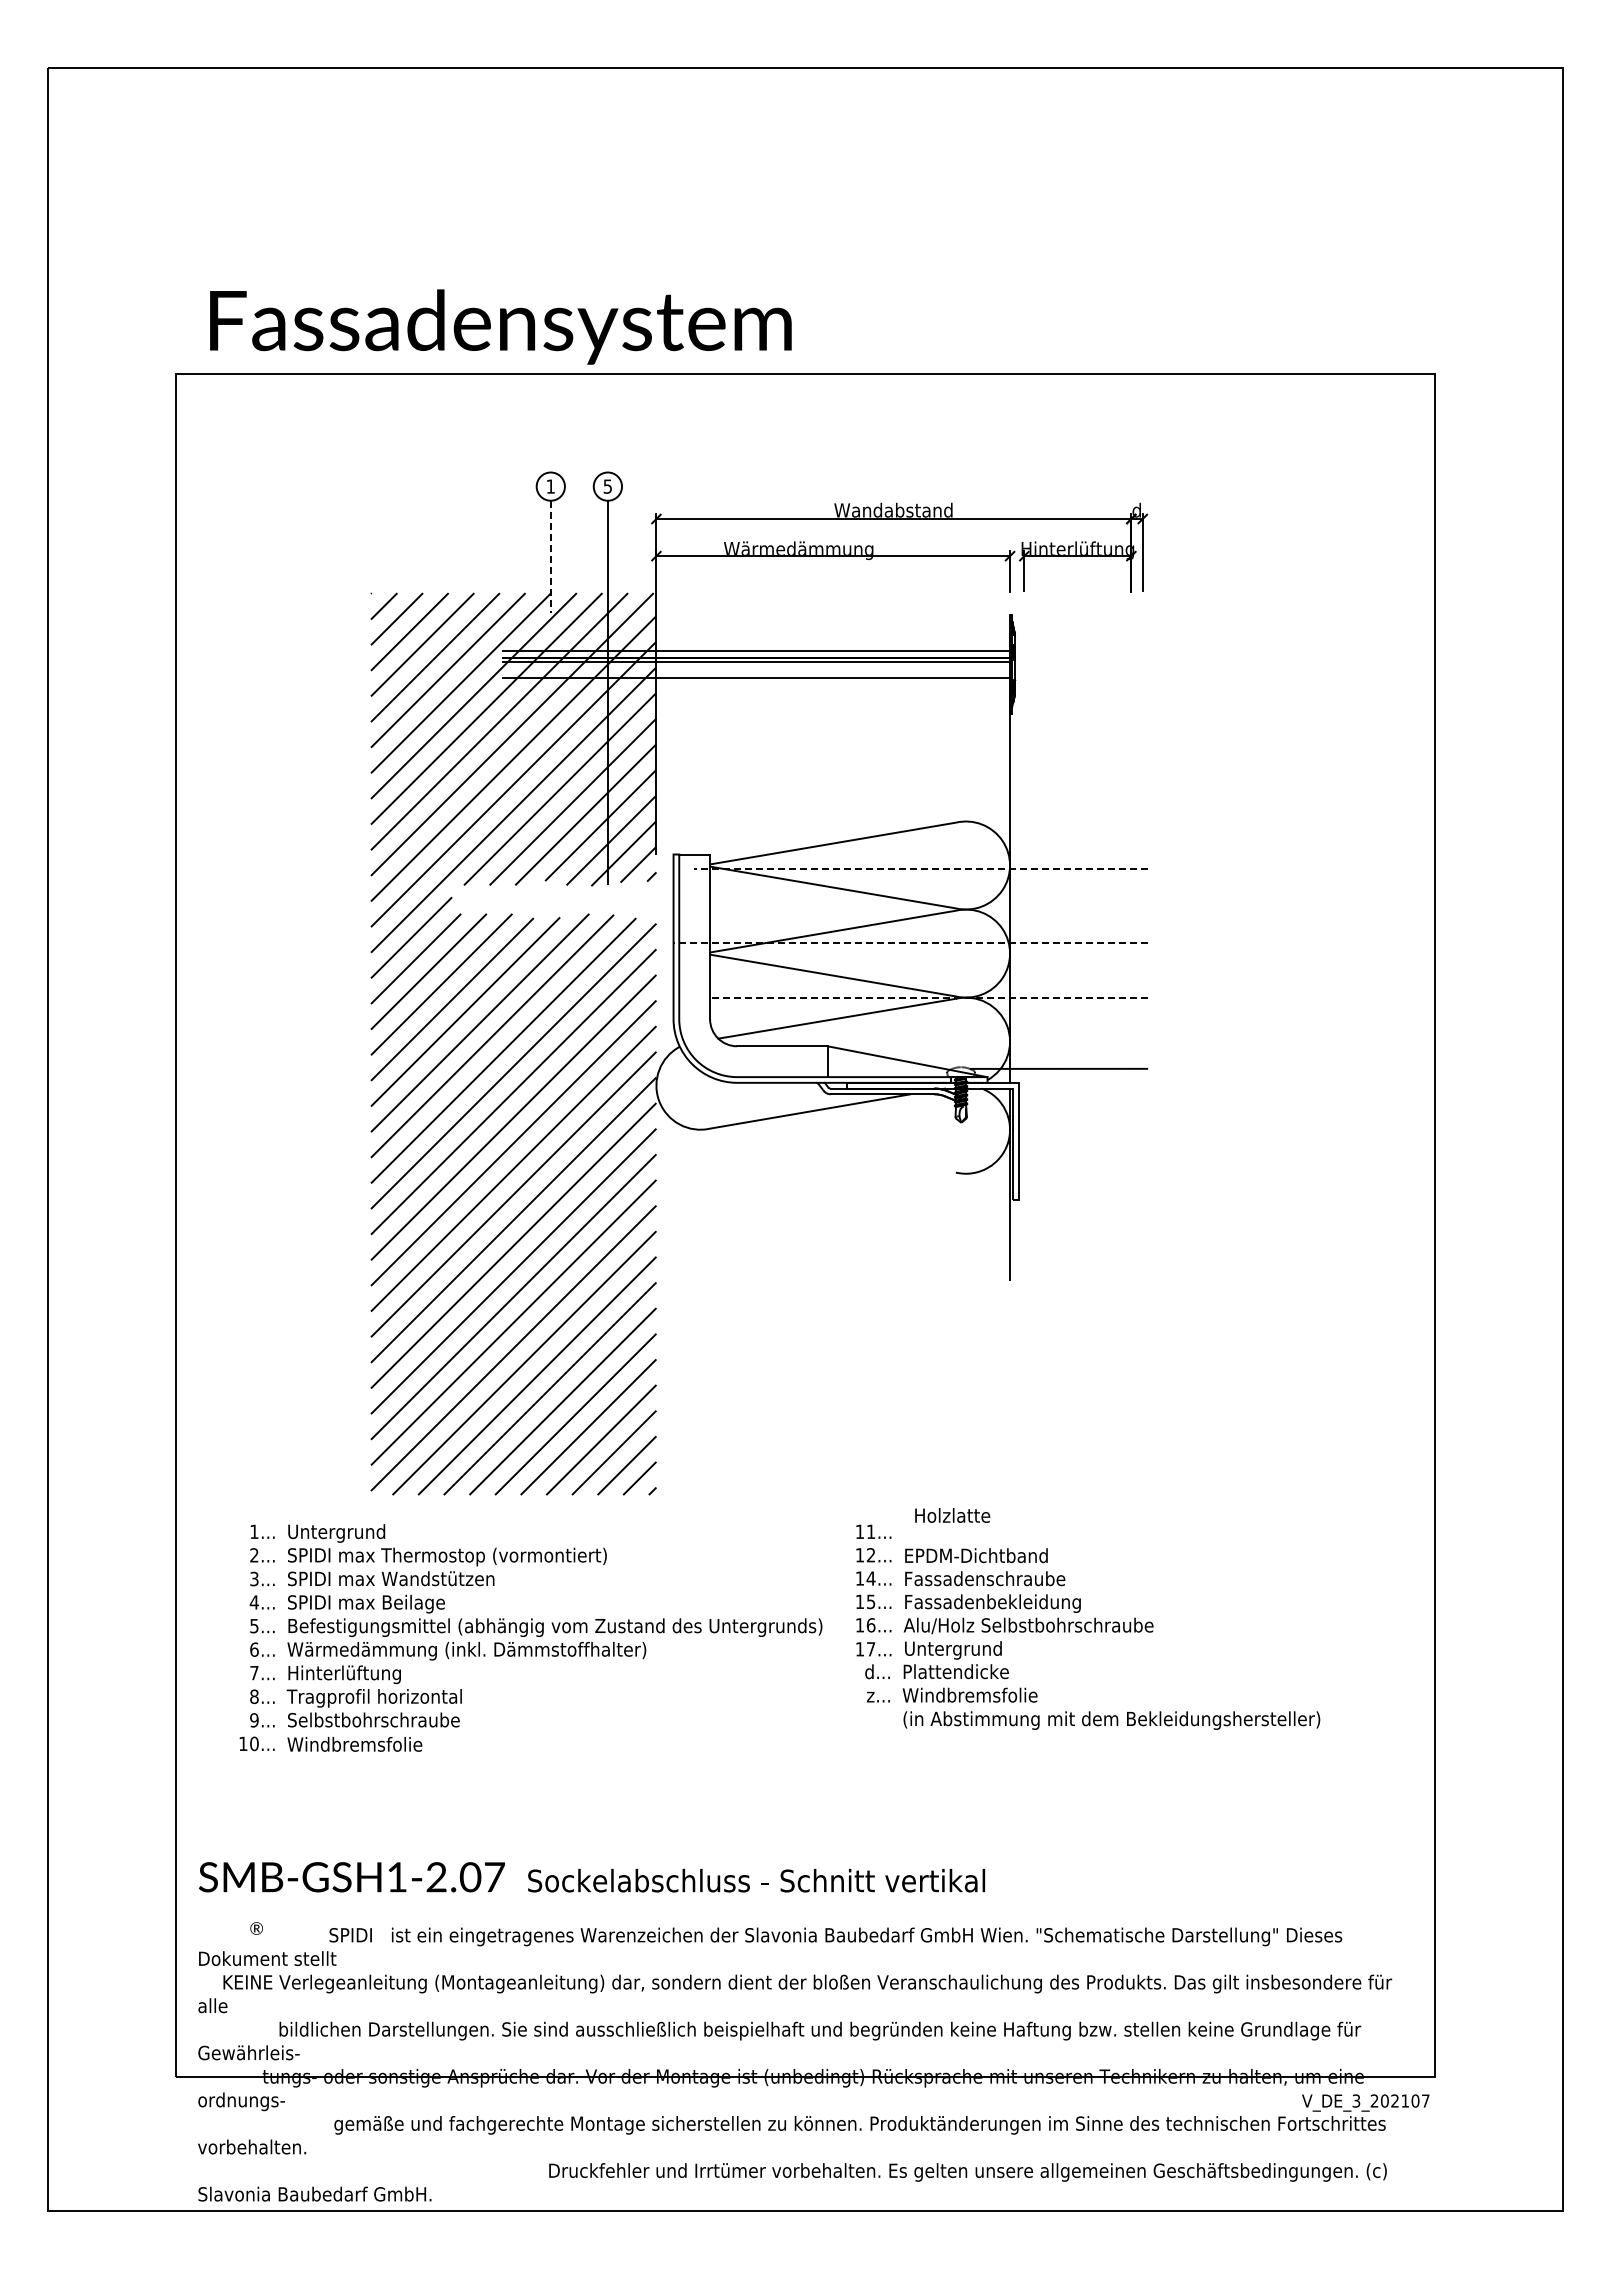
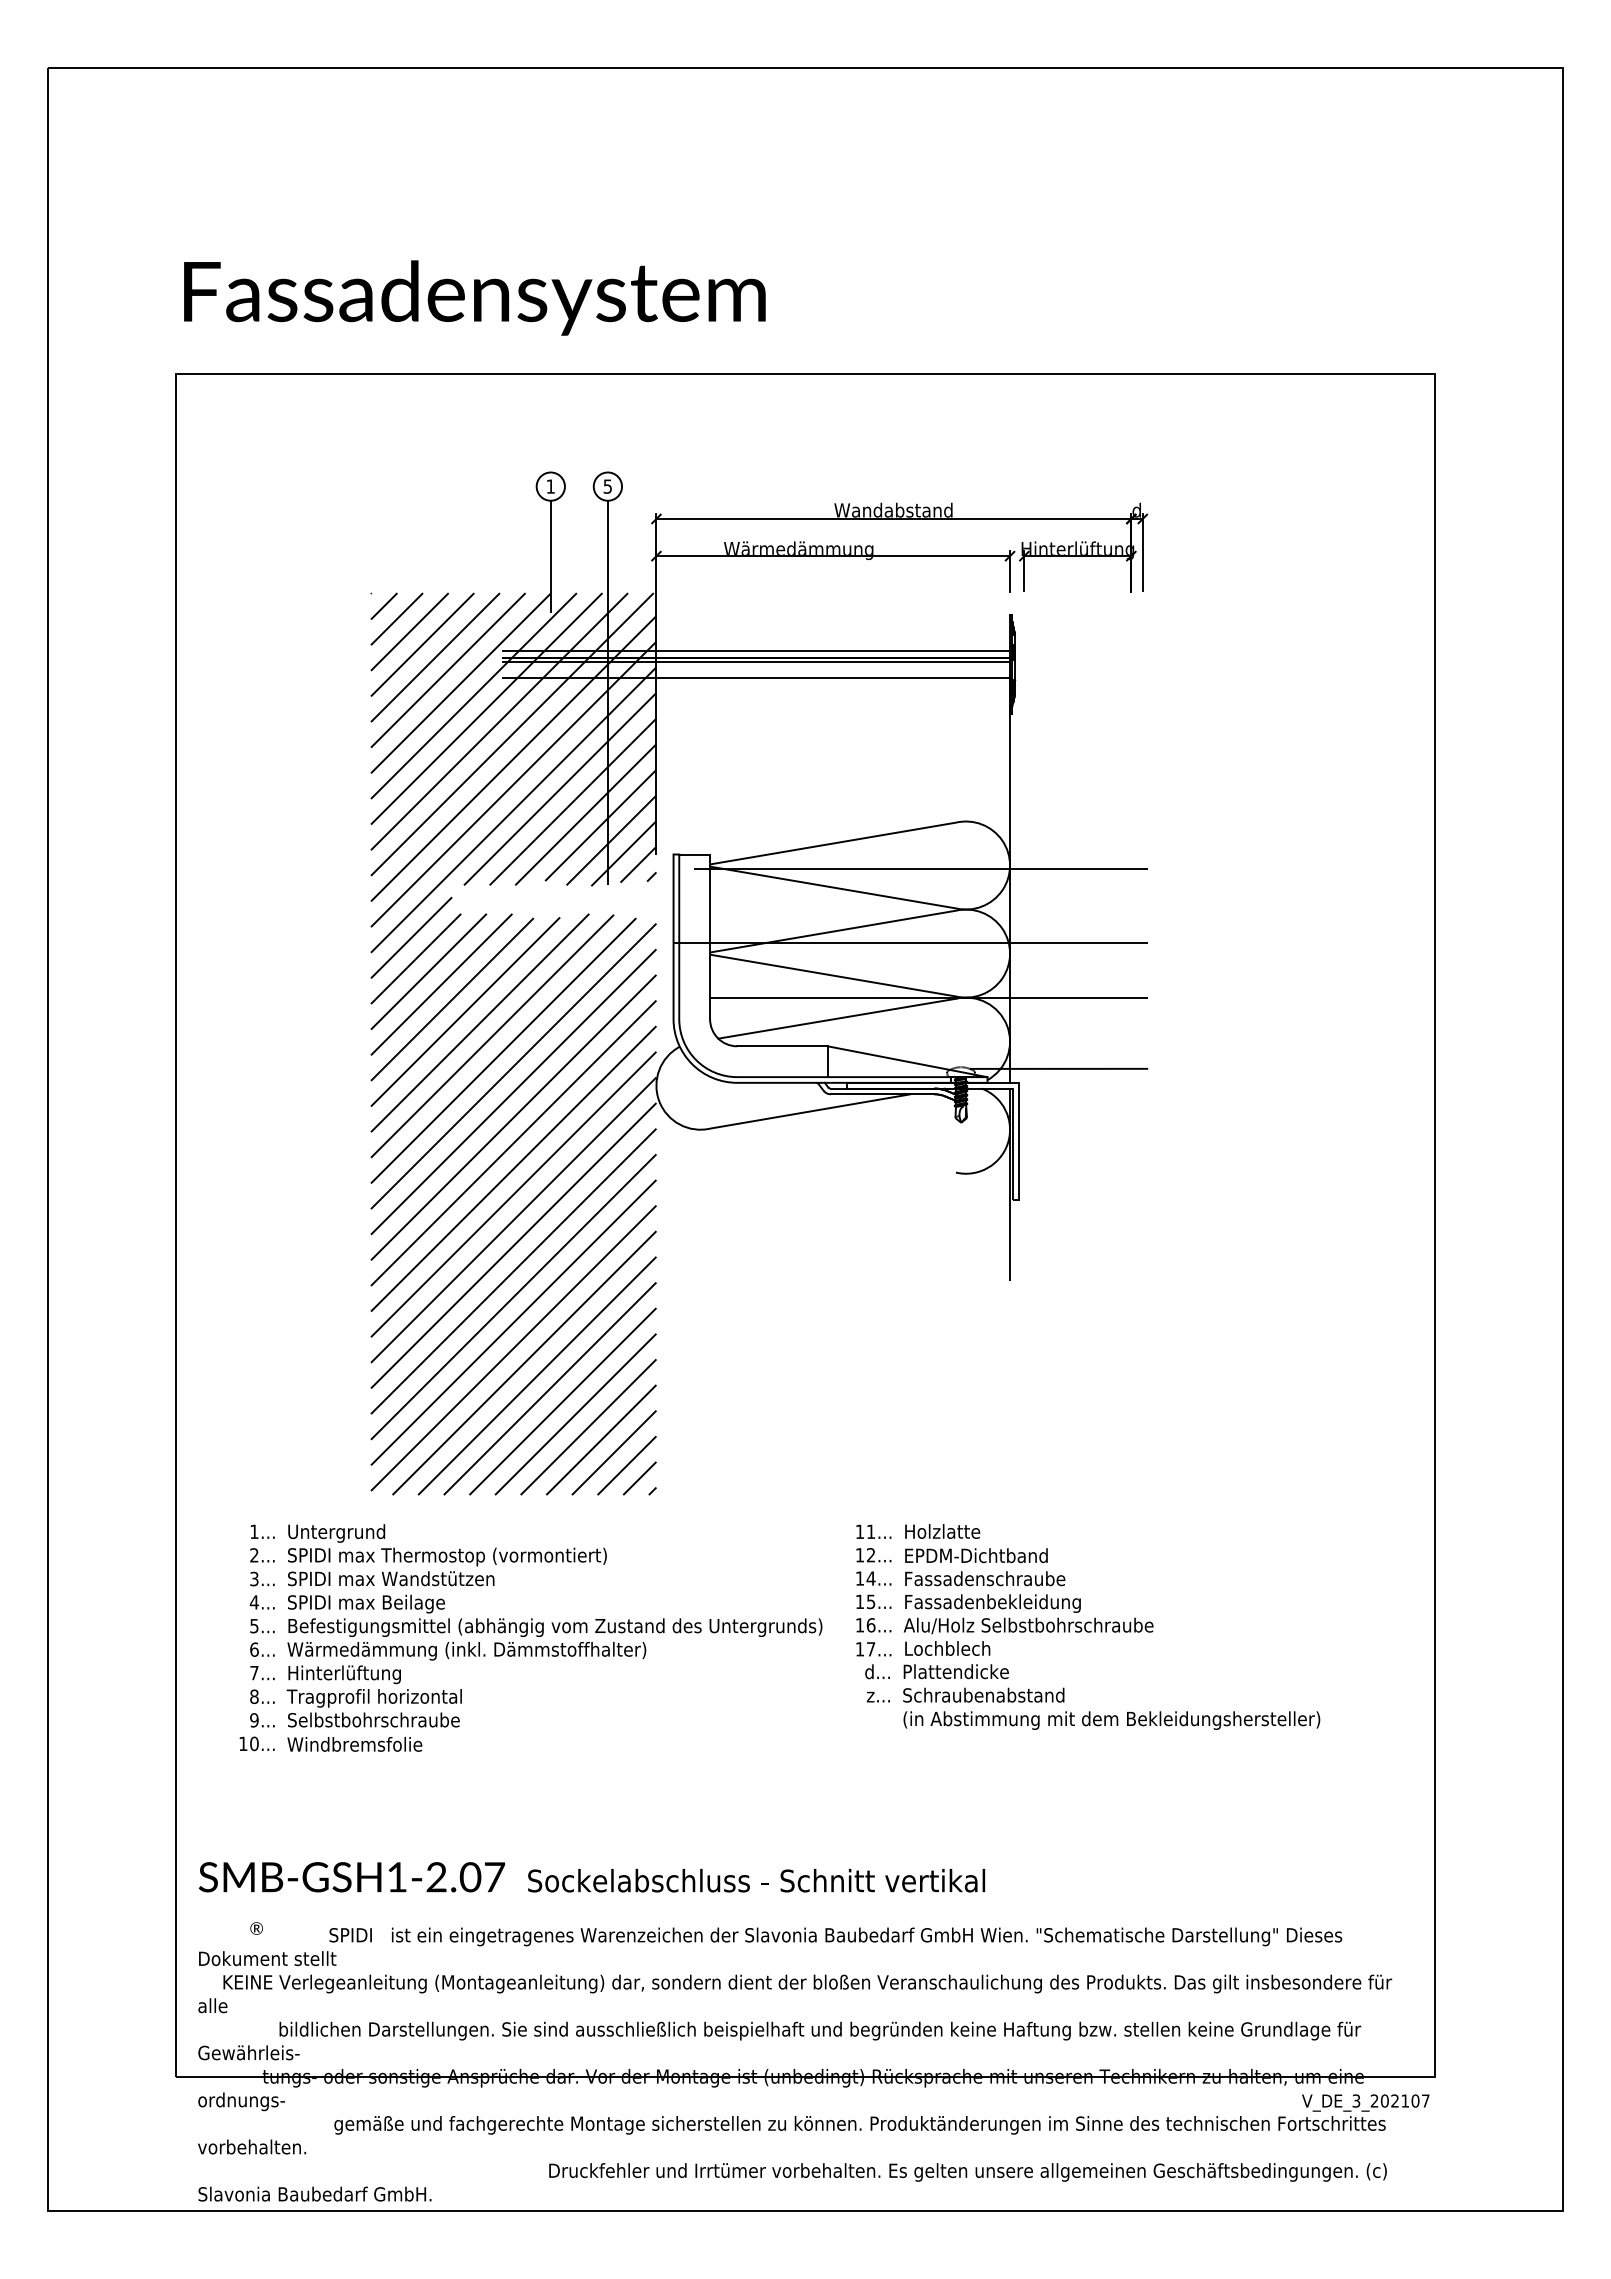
text position: (500, 326) -> (474, 297) (474, 297)
line: dashed -> solid (550, 556)
line: dashed -> solid (920, 869)
line: dashed -> solid (910, 943)
line: dashed -> solid (928, 998)
text position: (952, 1515) -> (942, 1531) (942, 1531)
text: Untergrund -> Lochblech (953, 1650)
text: Windbremsfolie -> Schraubenabstand (983, 1694)
